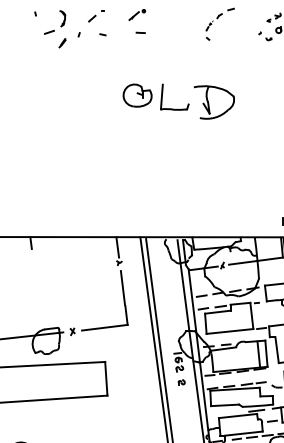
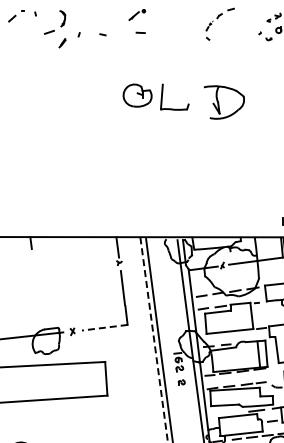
part position: (96, 16) -> (16, 16) (16, 16)
part position: (213, 102) -> (223, 102) (223, 102)
line: solid -> dashed (104, 327)
line: solid -> dashed (154, 340)
